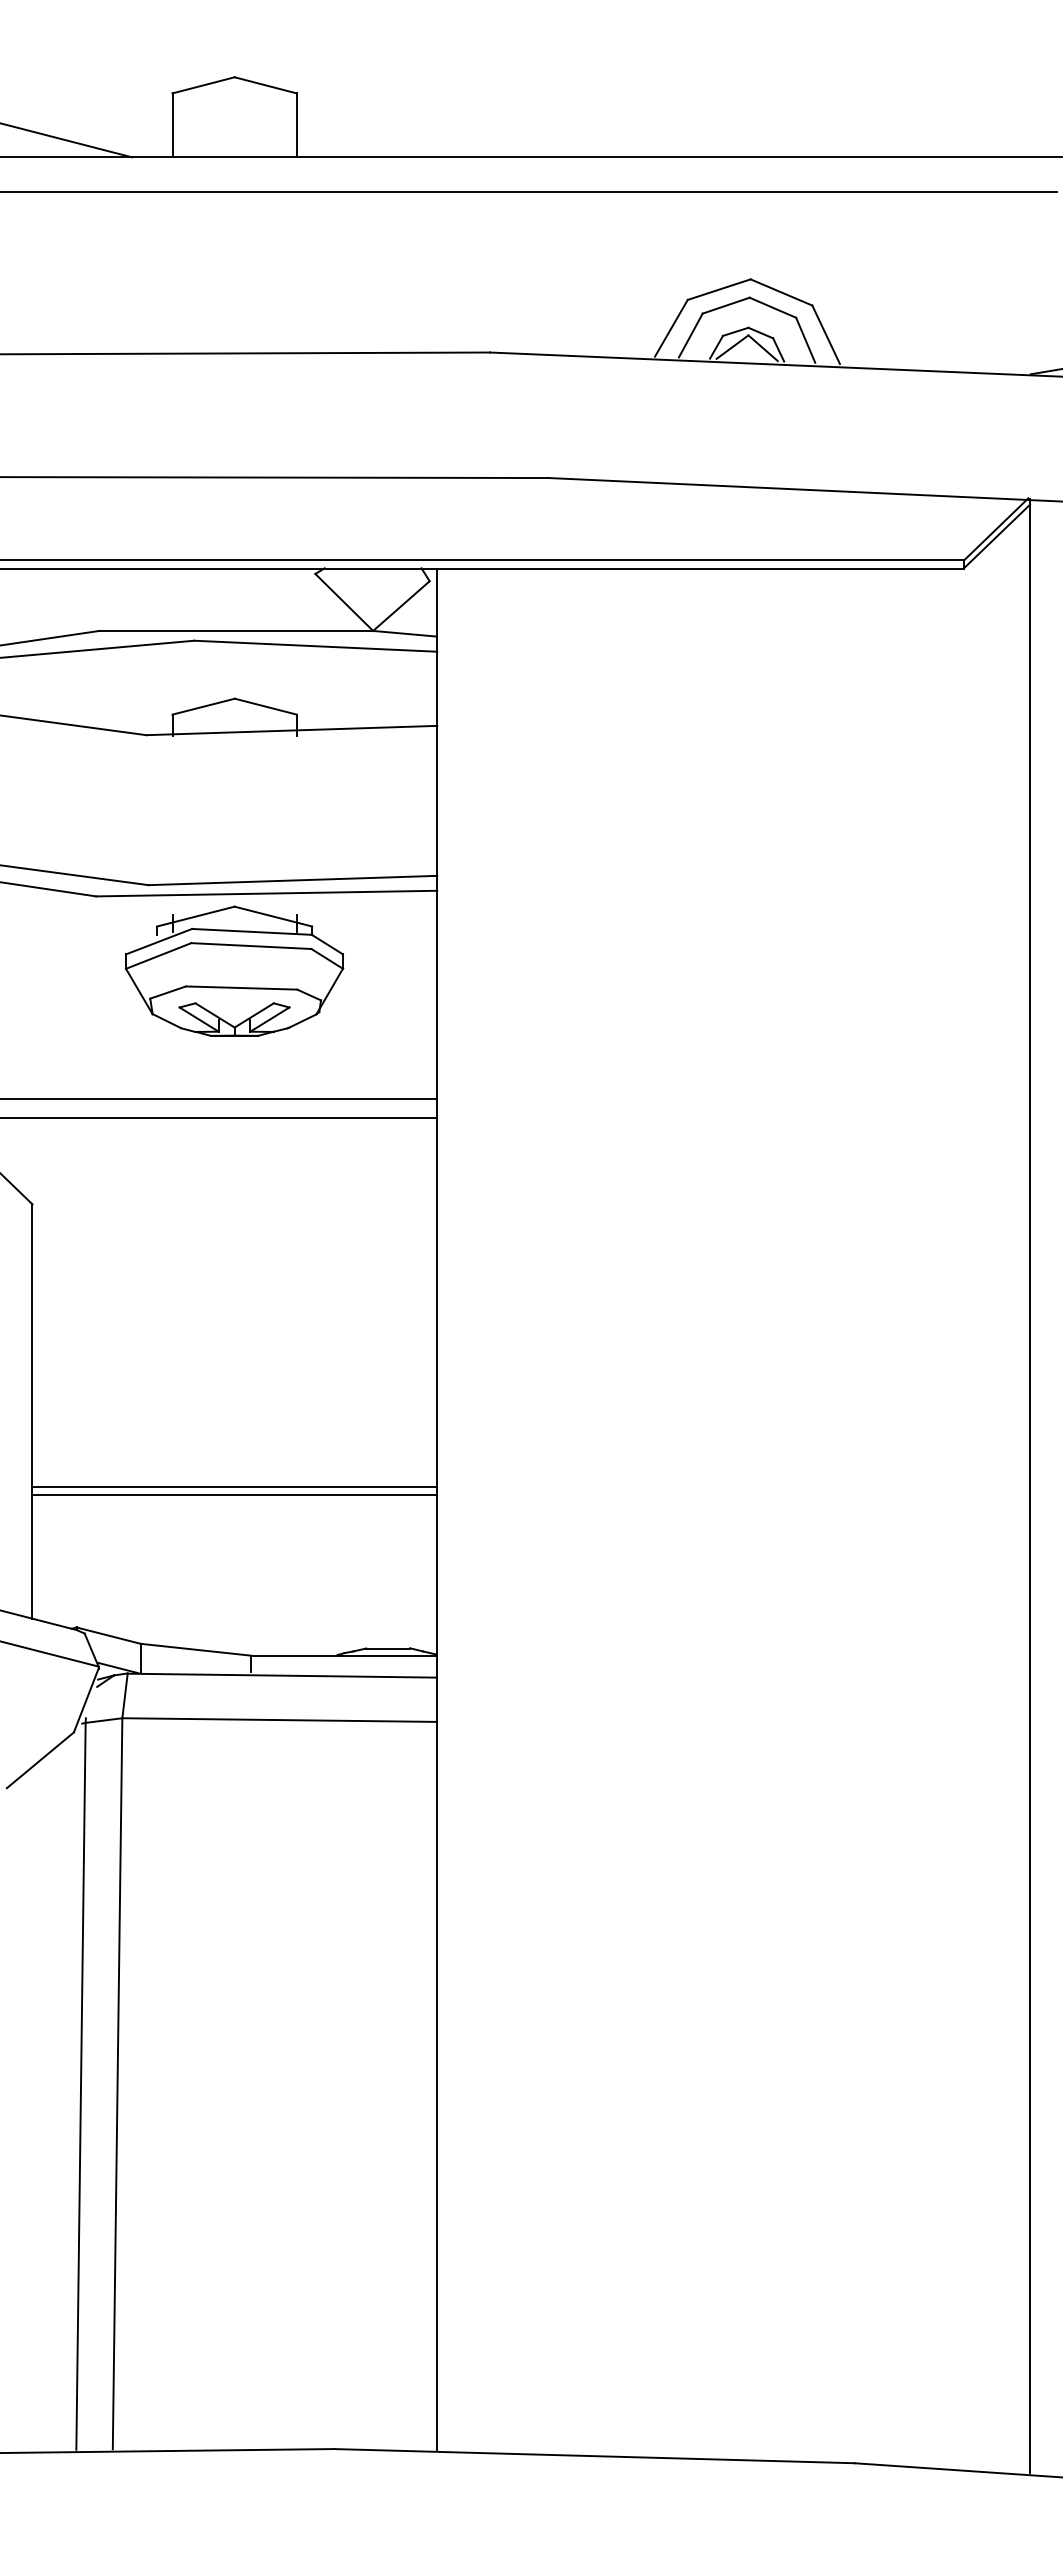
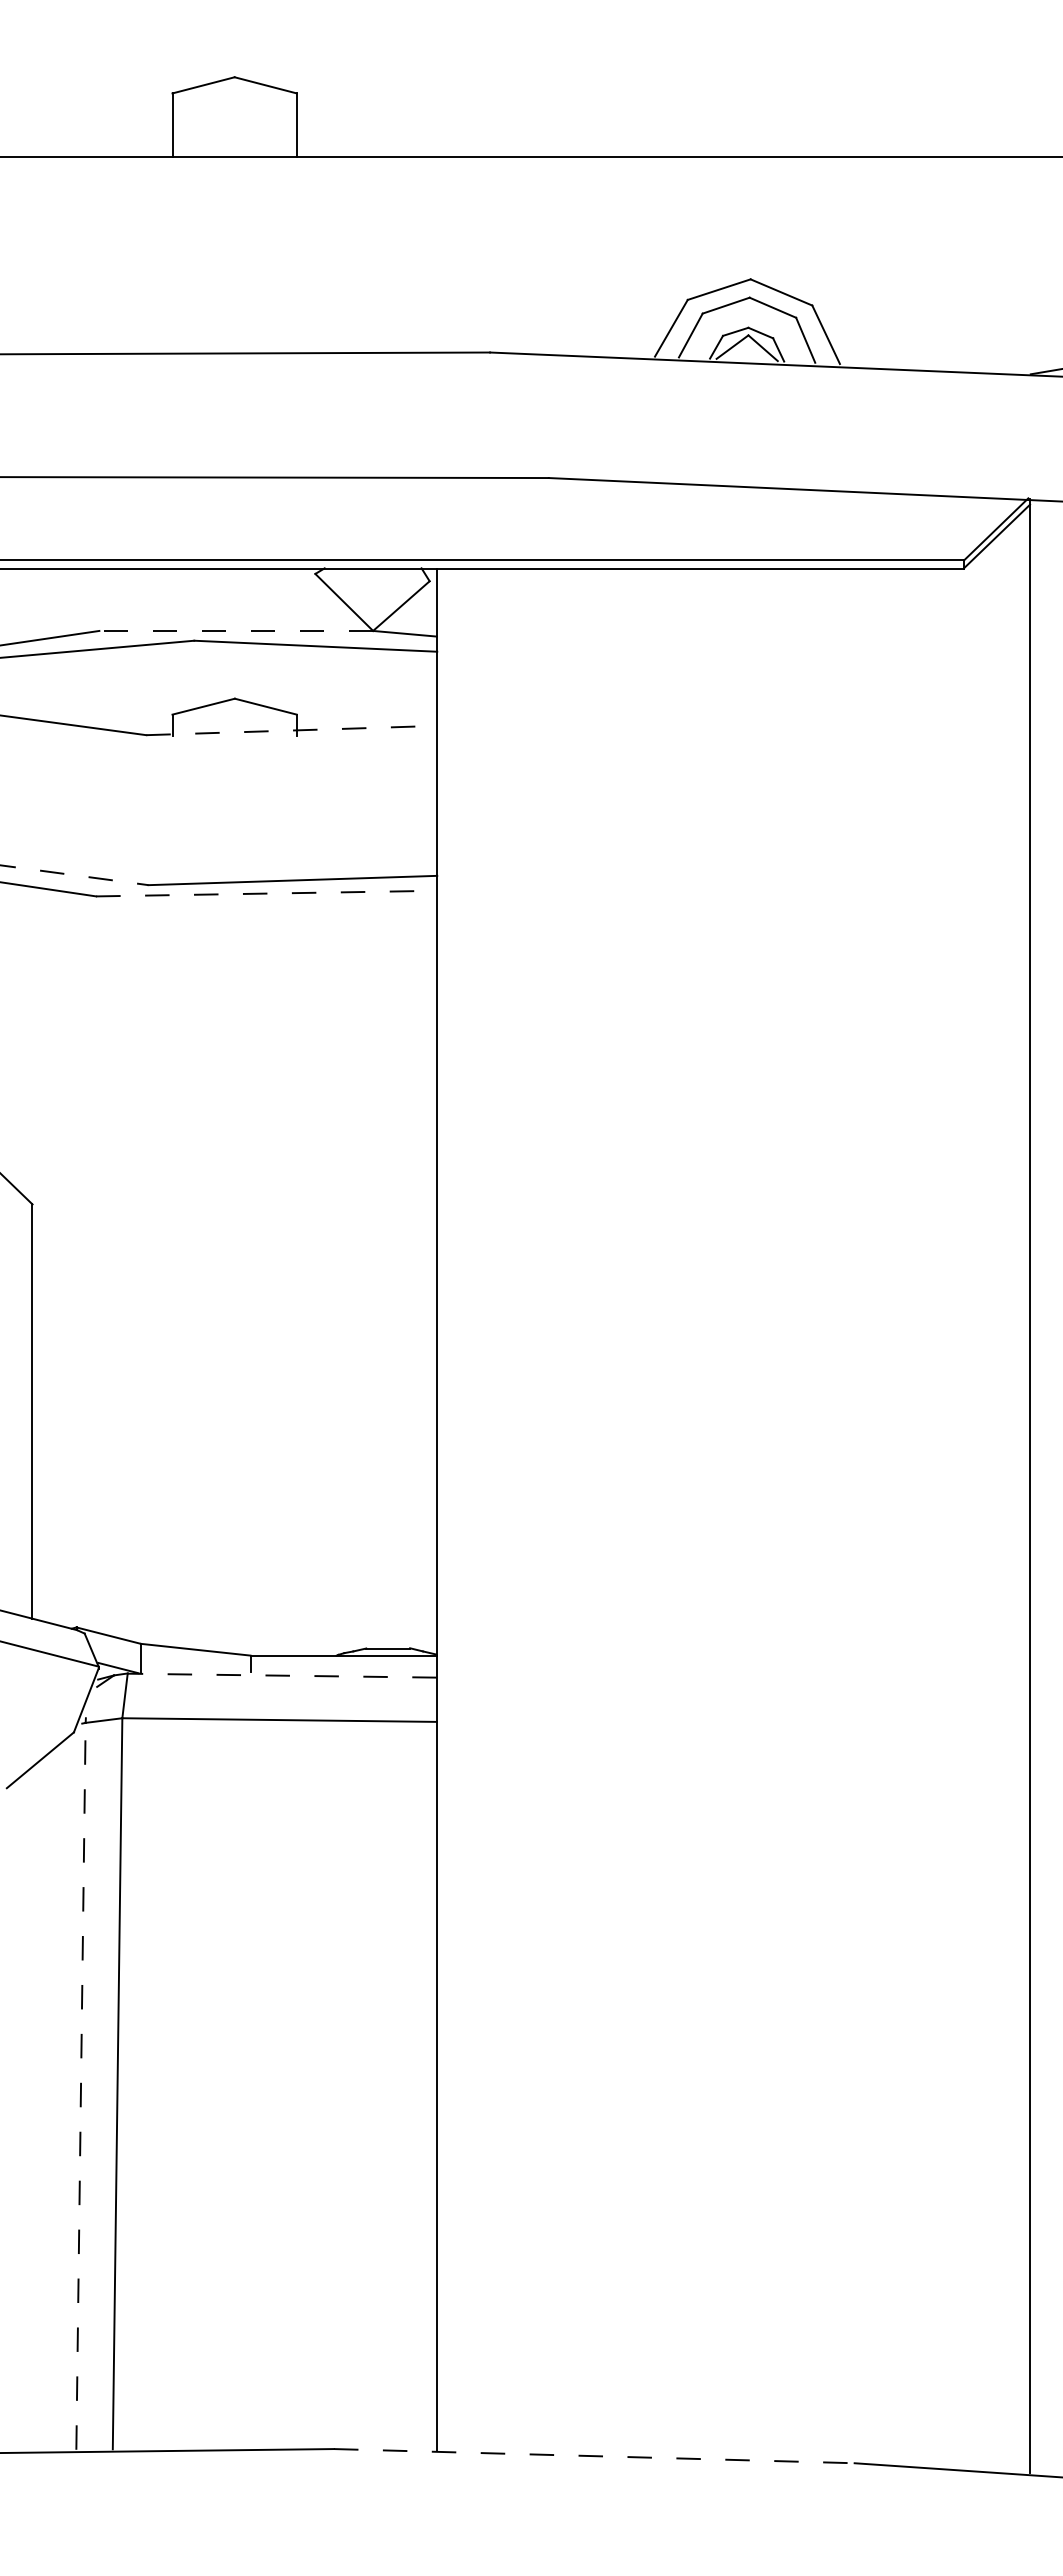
line: present -> none (66, 140)
line: present -> none (529, 191)
line: solid -> dashed (236, 630)
line: solid -> dashed (291, 730)
line: solid -> dashed (74, 875)
line: solid -> dashed (266, 893)
part: present -> none (234, 970)
line: present -> none (219, 1098)
line: present -> none (219, 1117)
line: present -> none (234, 1486)
line: present -> none (234, 1494)
line: solid -> dashed (282, 1675)
line: solid -> dashed (81, 2085)
line: solid -> dashed (594, 2456)
